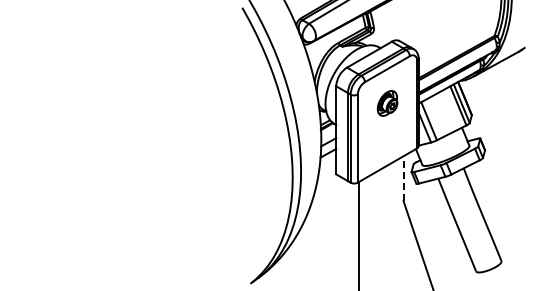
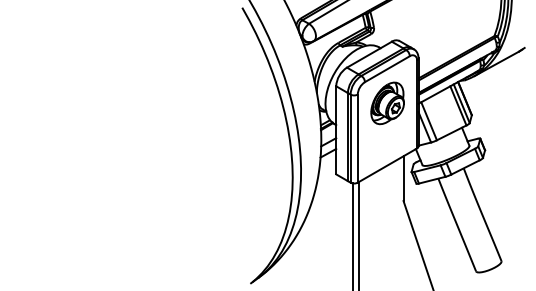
part size: 23x27 px -> 35x45 px (387, 103)
line: dashed -> solid (403, 178)
line: none -> present (353, 235)
